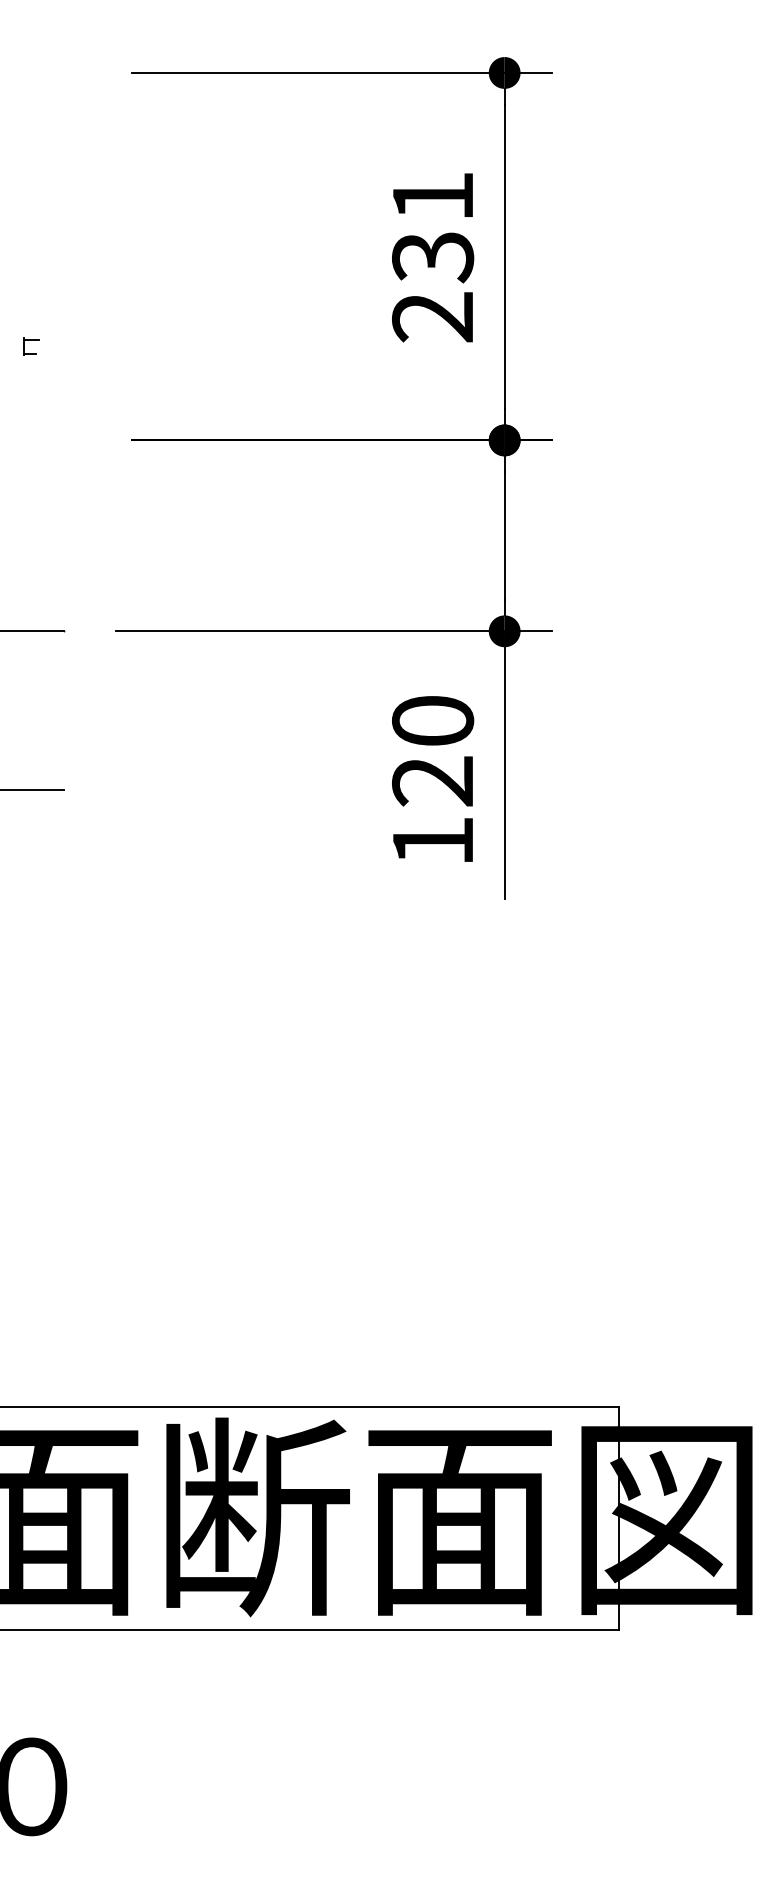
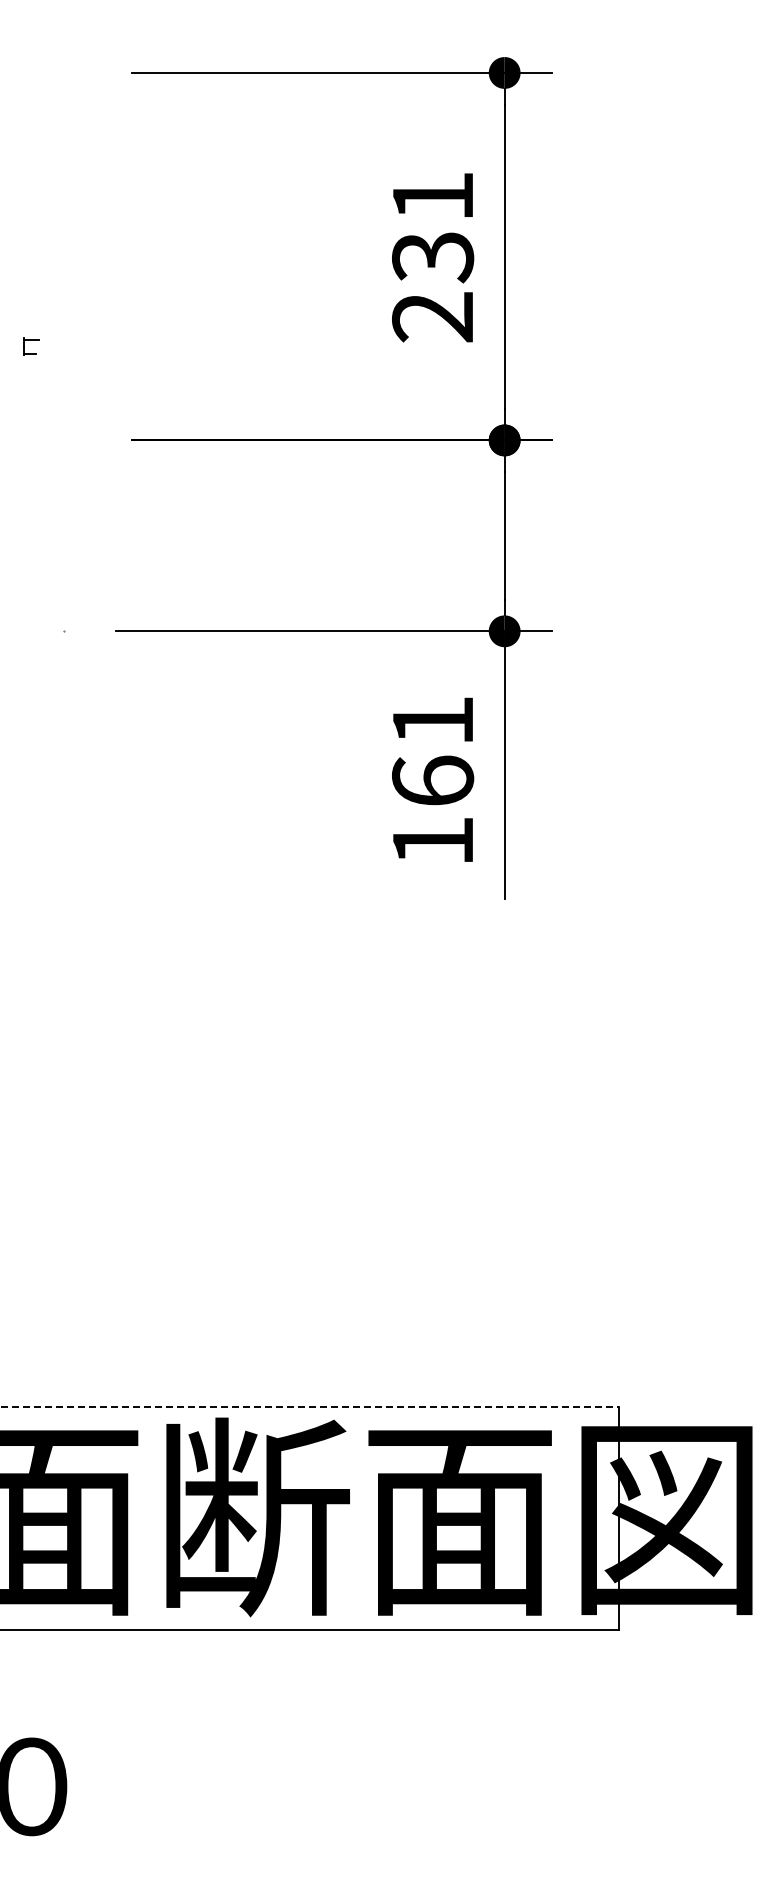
line: present -> none (33, 631)
text: 120 -> 161 (433, 751)
line: present -> none (33, 790)
line: solid -> dashed (309, 1407)
